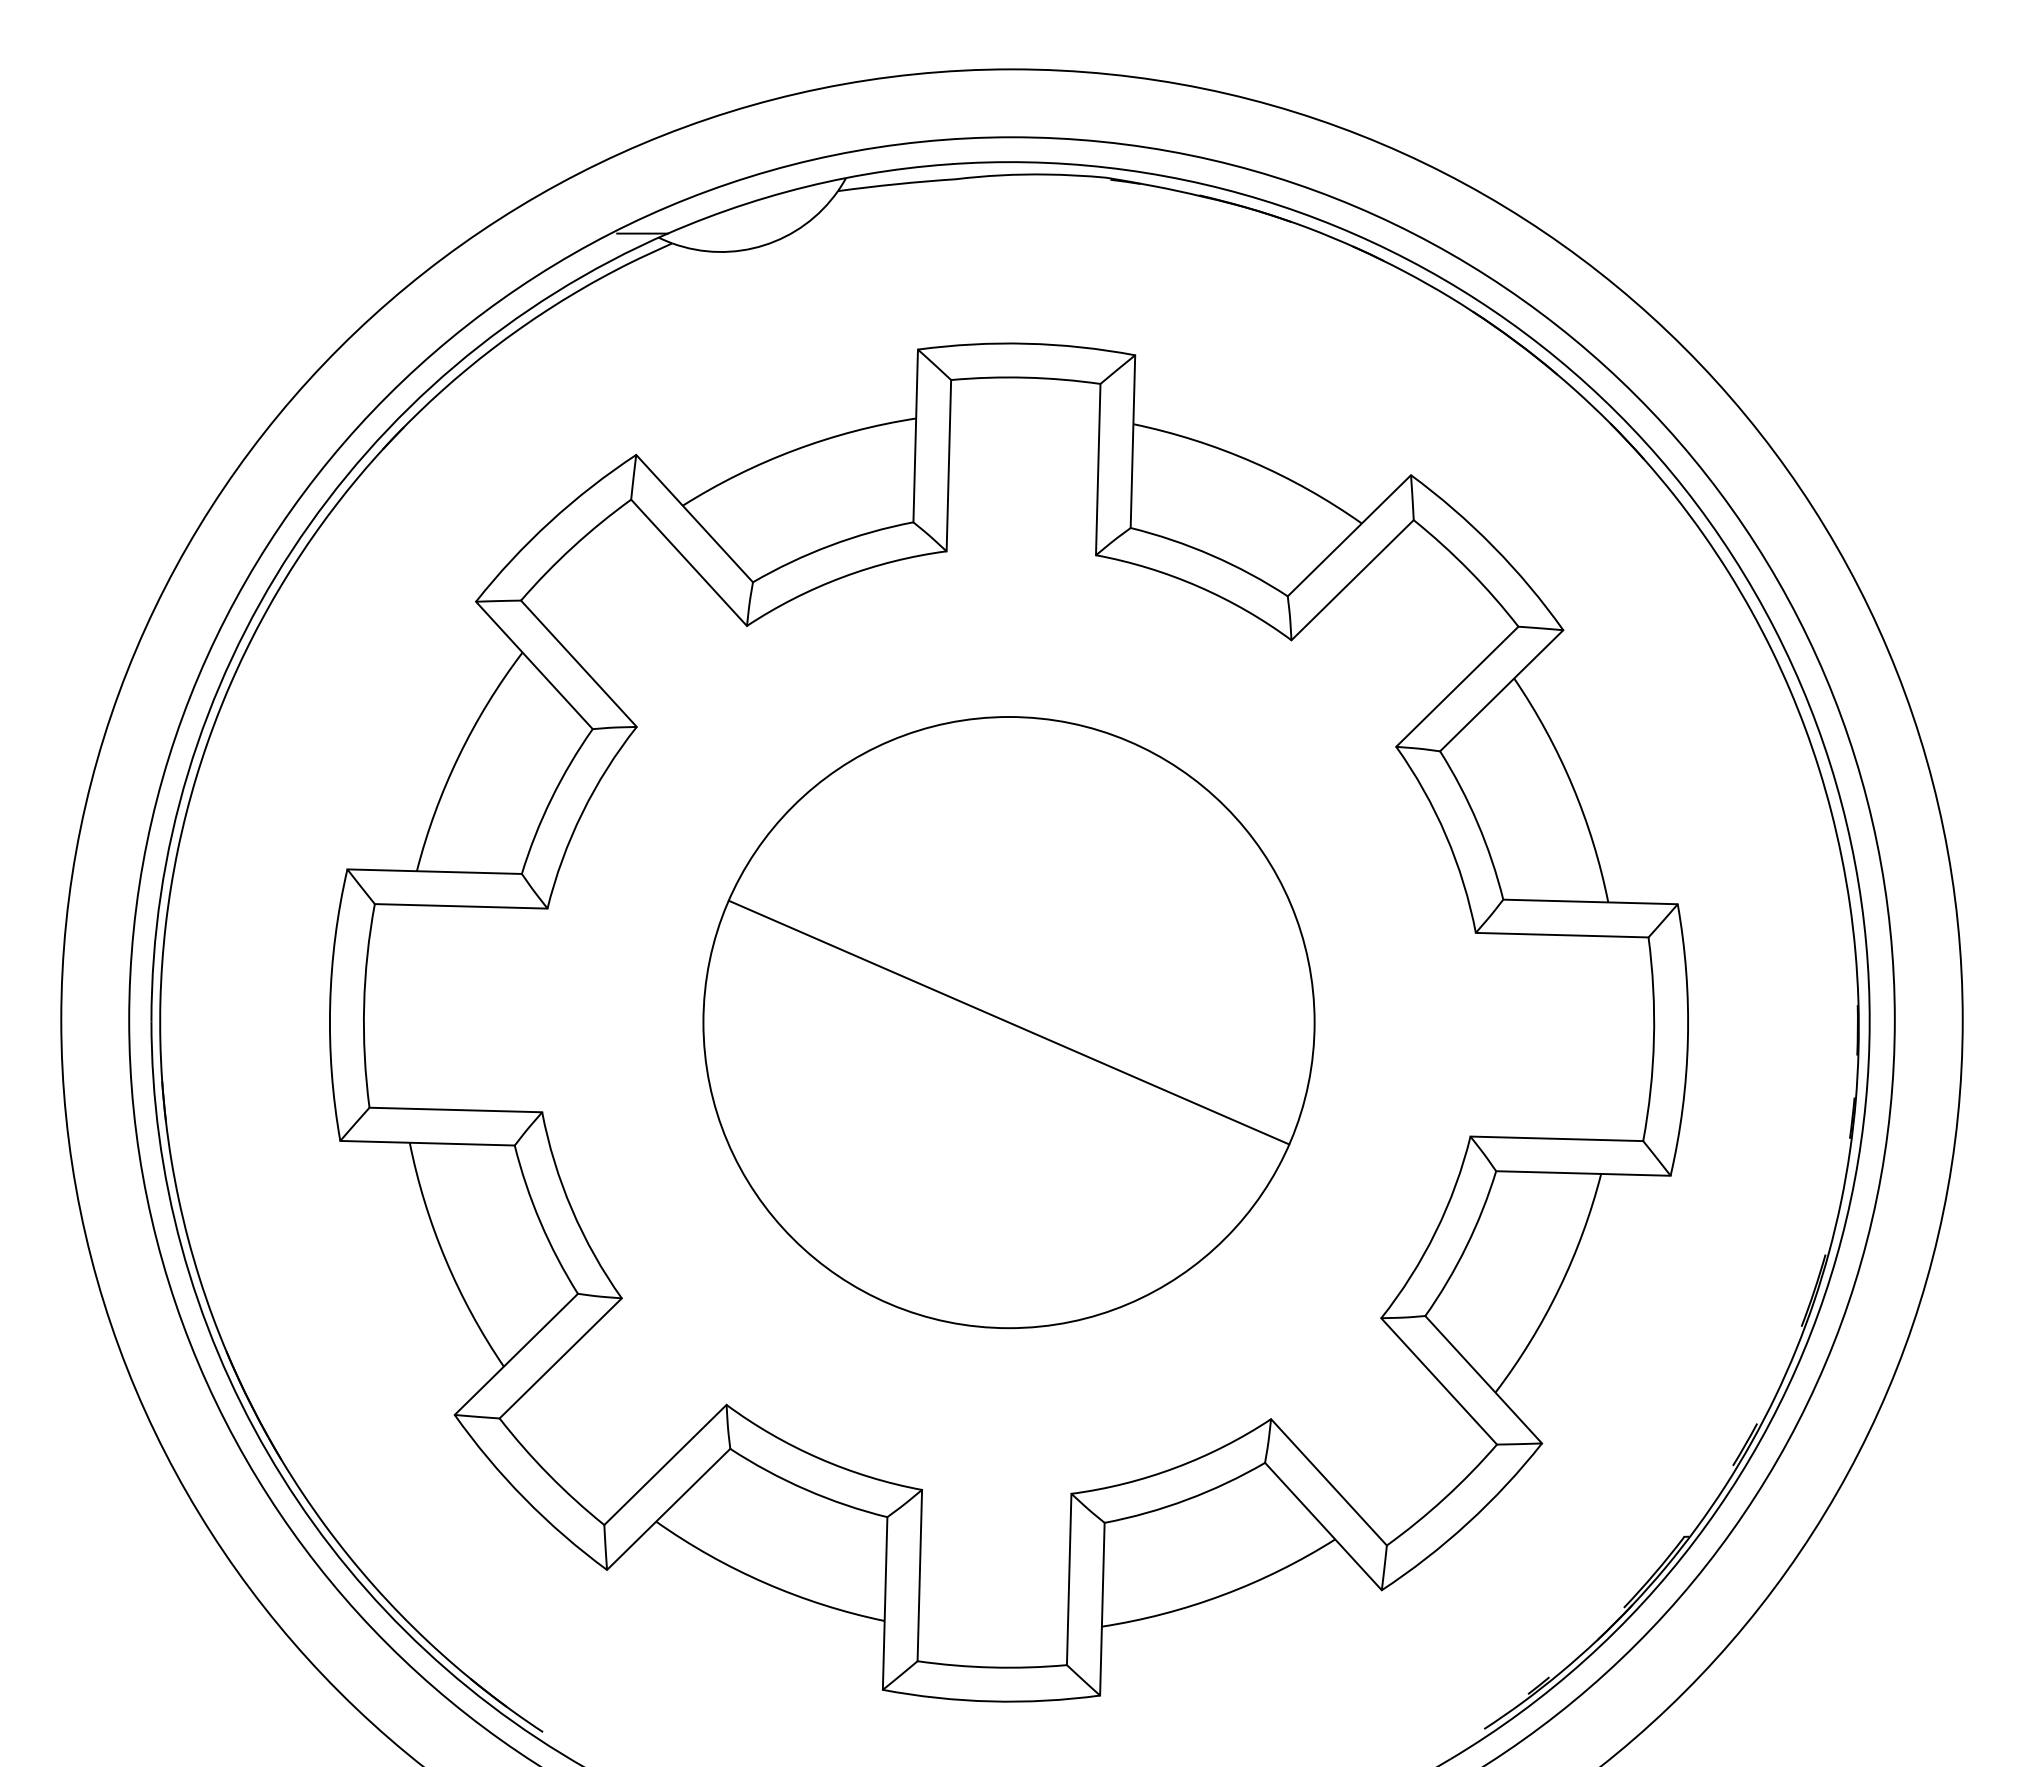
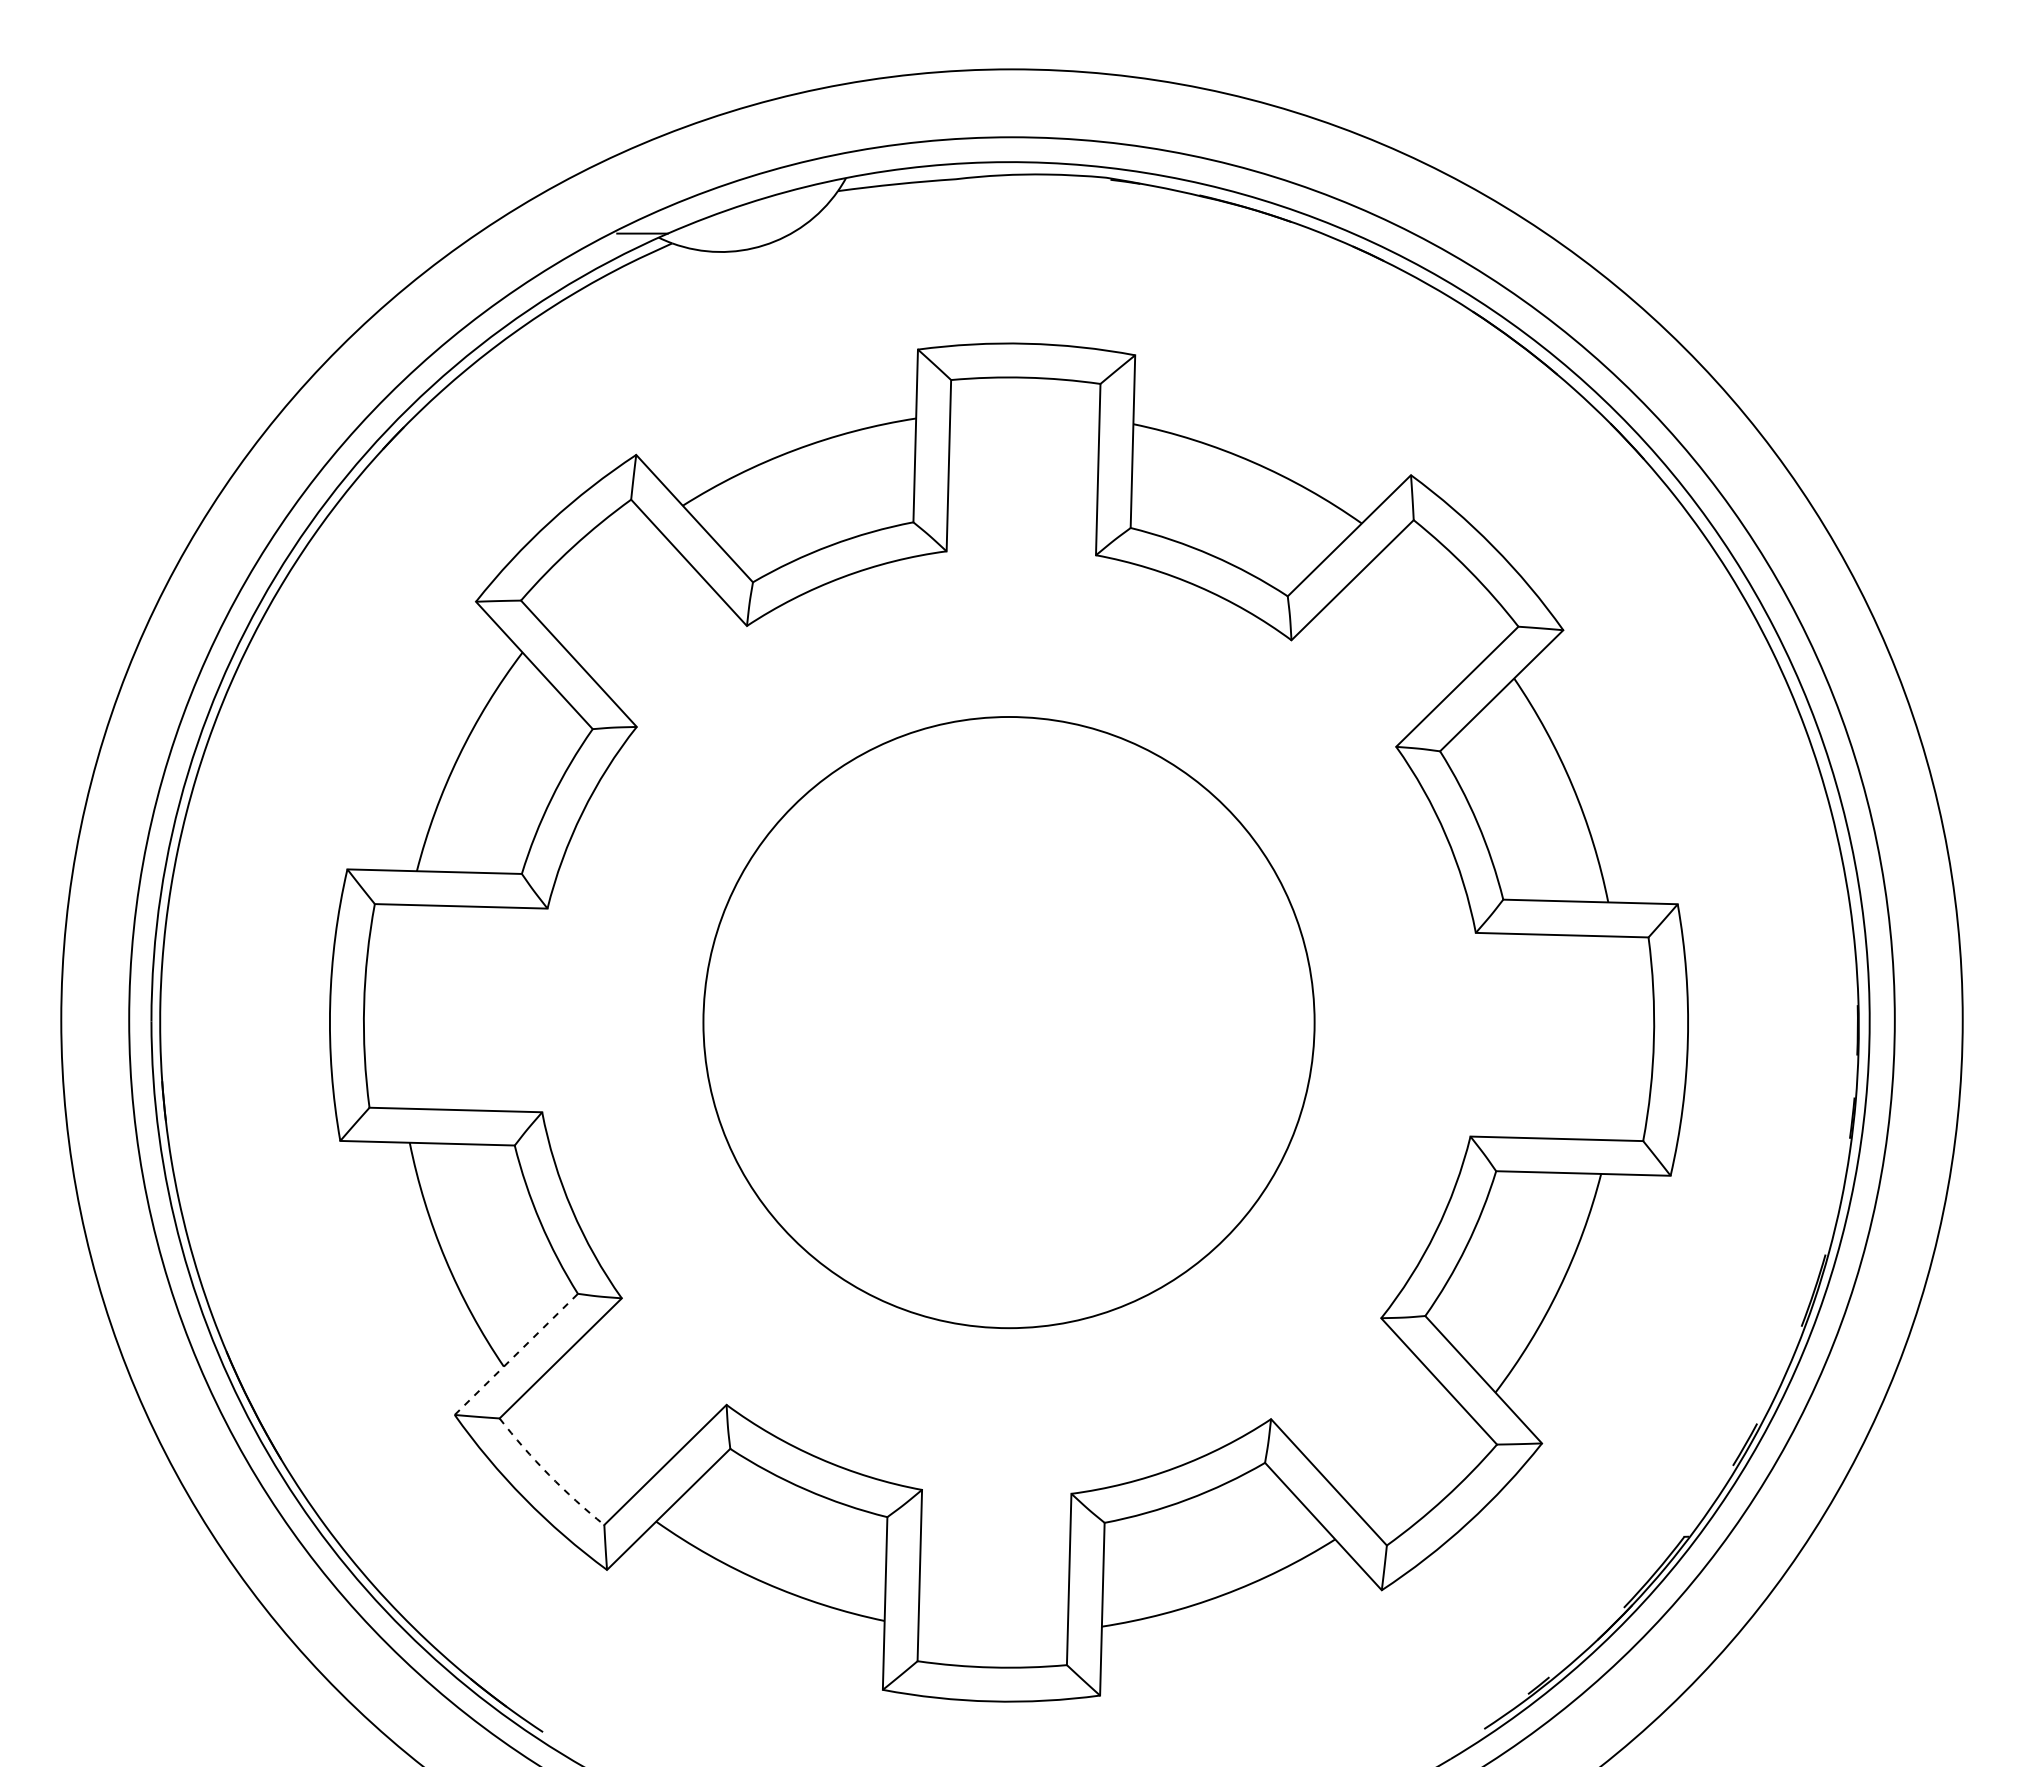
line: present -> none (1008, 1022)
line: solid -> dashed (516, 1354)
arc: solid -> dashed (548, 1474)
